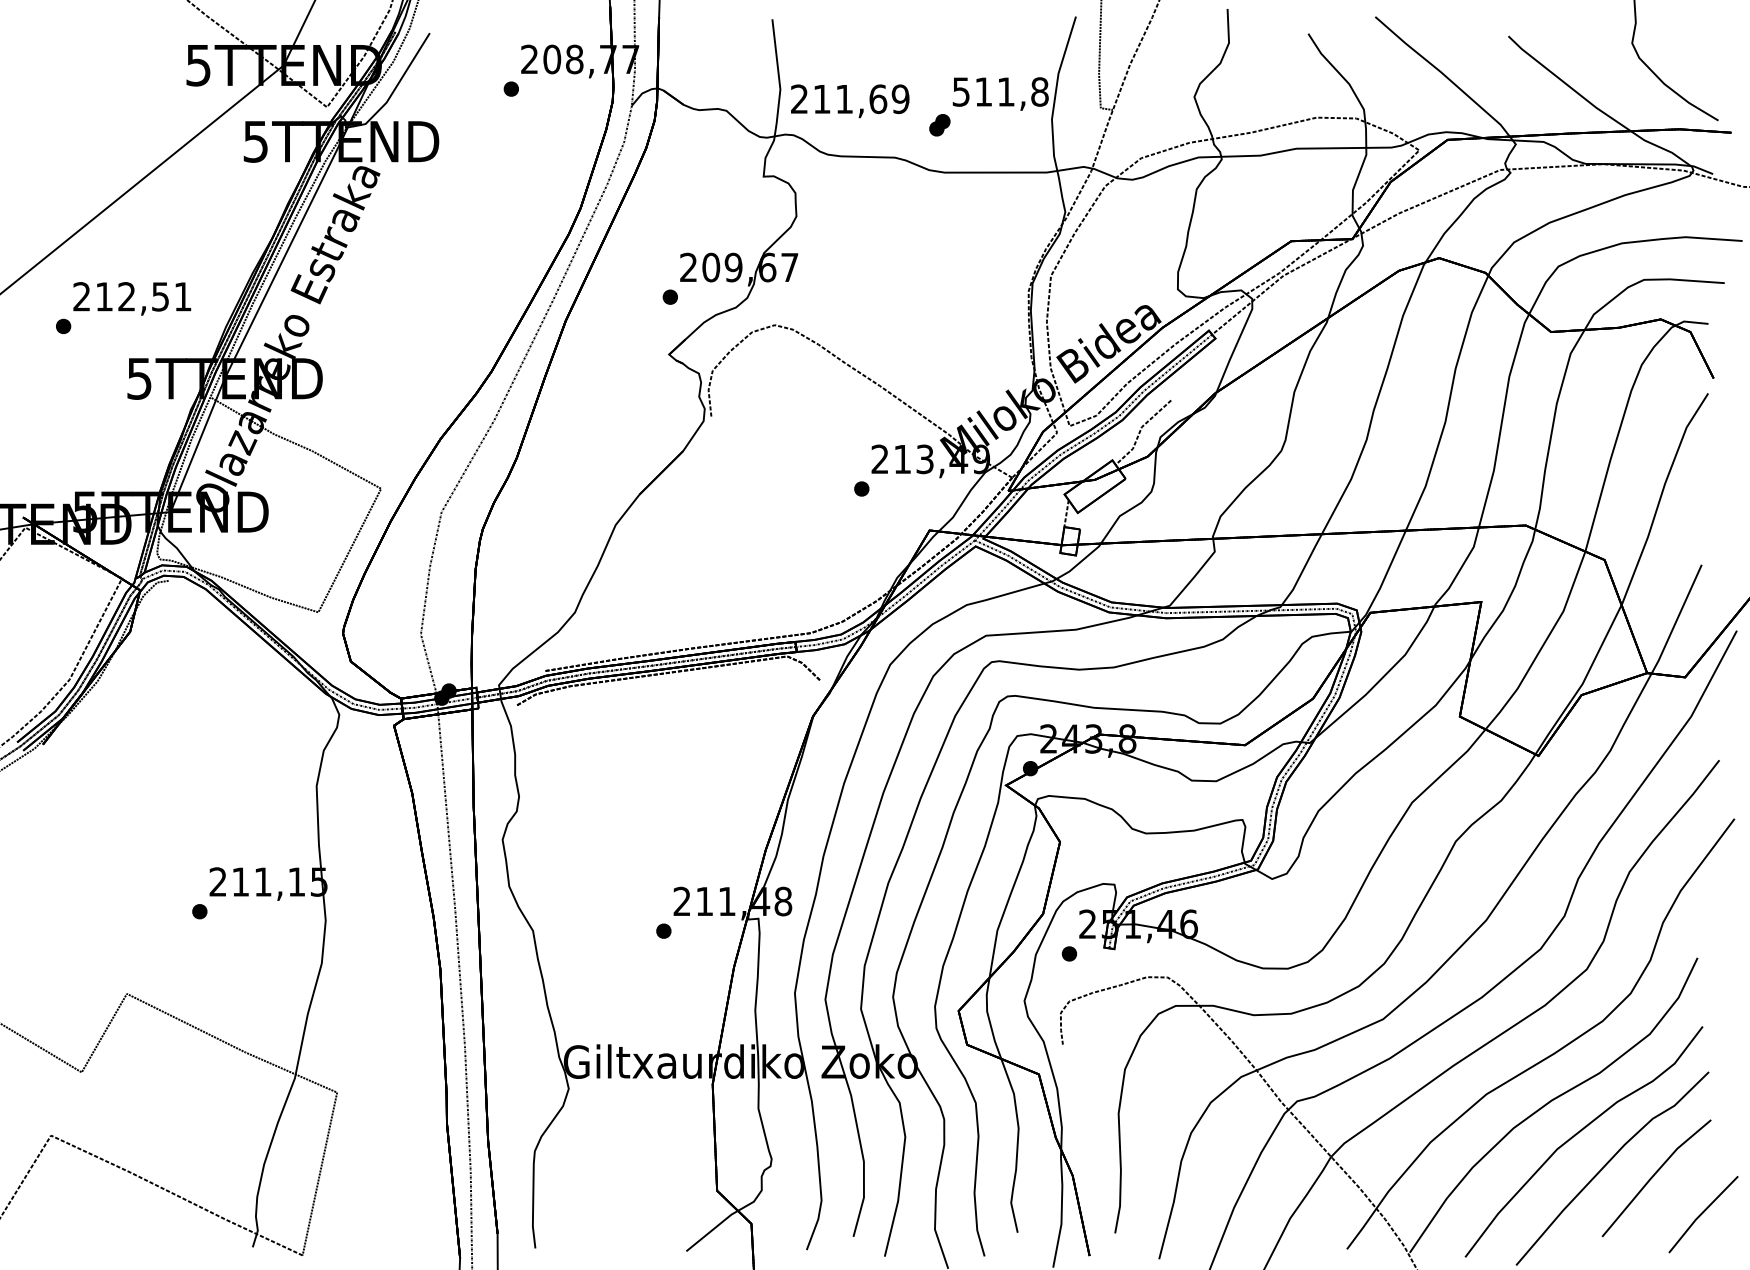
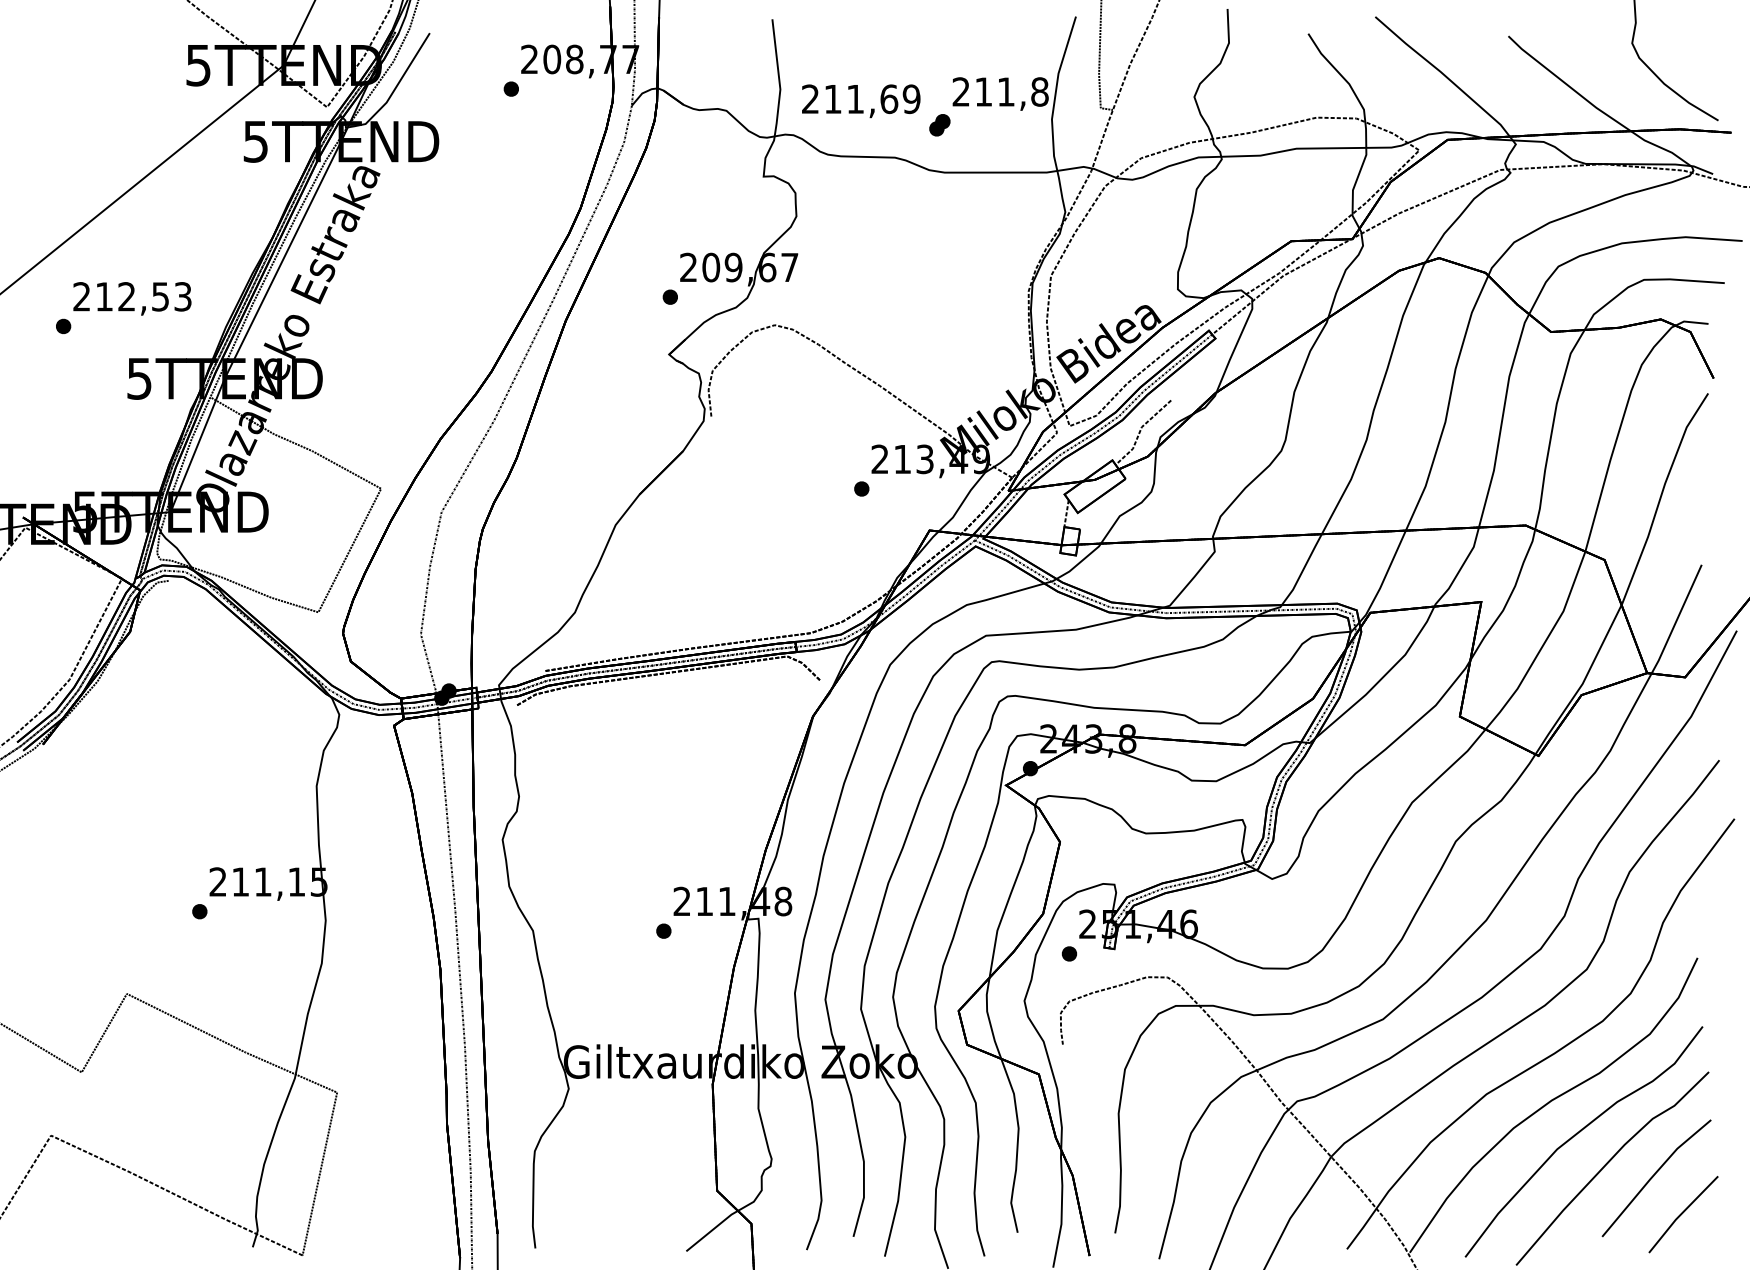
text: 511,8 -> 211,8 (960, 91)
text position: (850, 101) -> (861, 101) (861, 101)
text: 212,51 -> 212,53 (182, 296)
line position: (1703, 1213) -> (1683, 1213) (1683, 1213)
